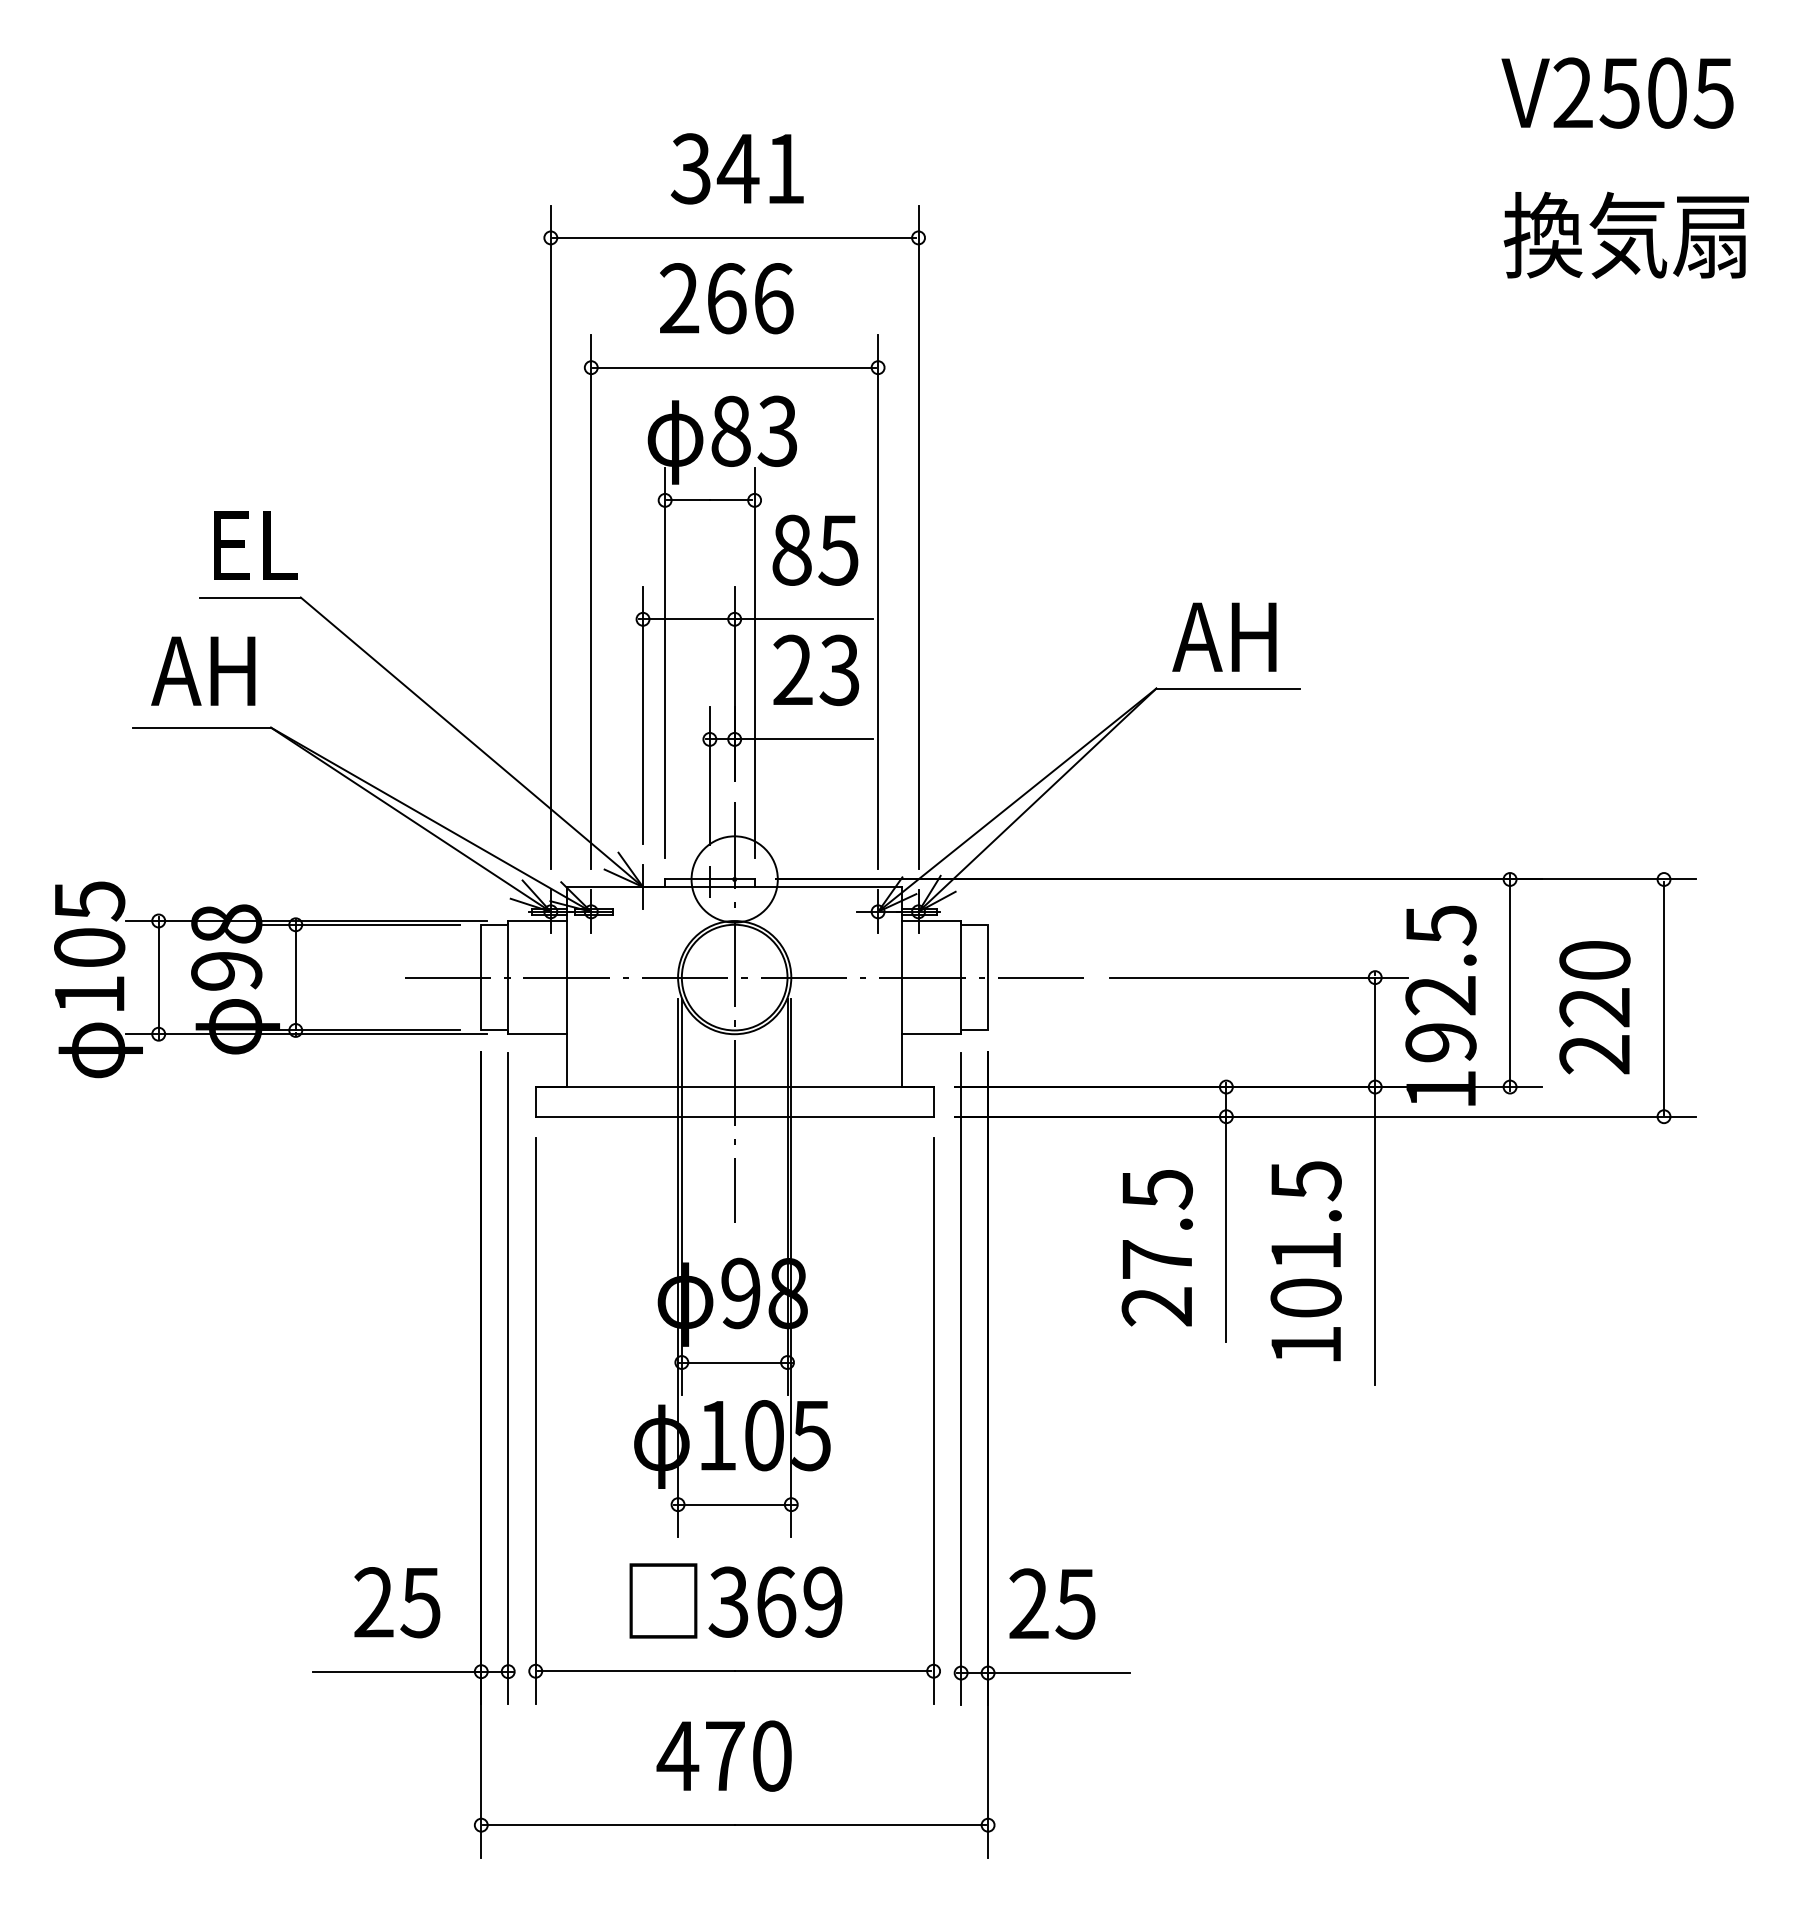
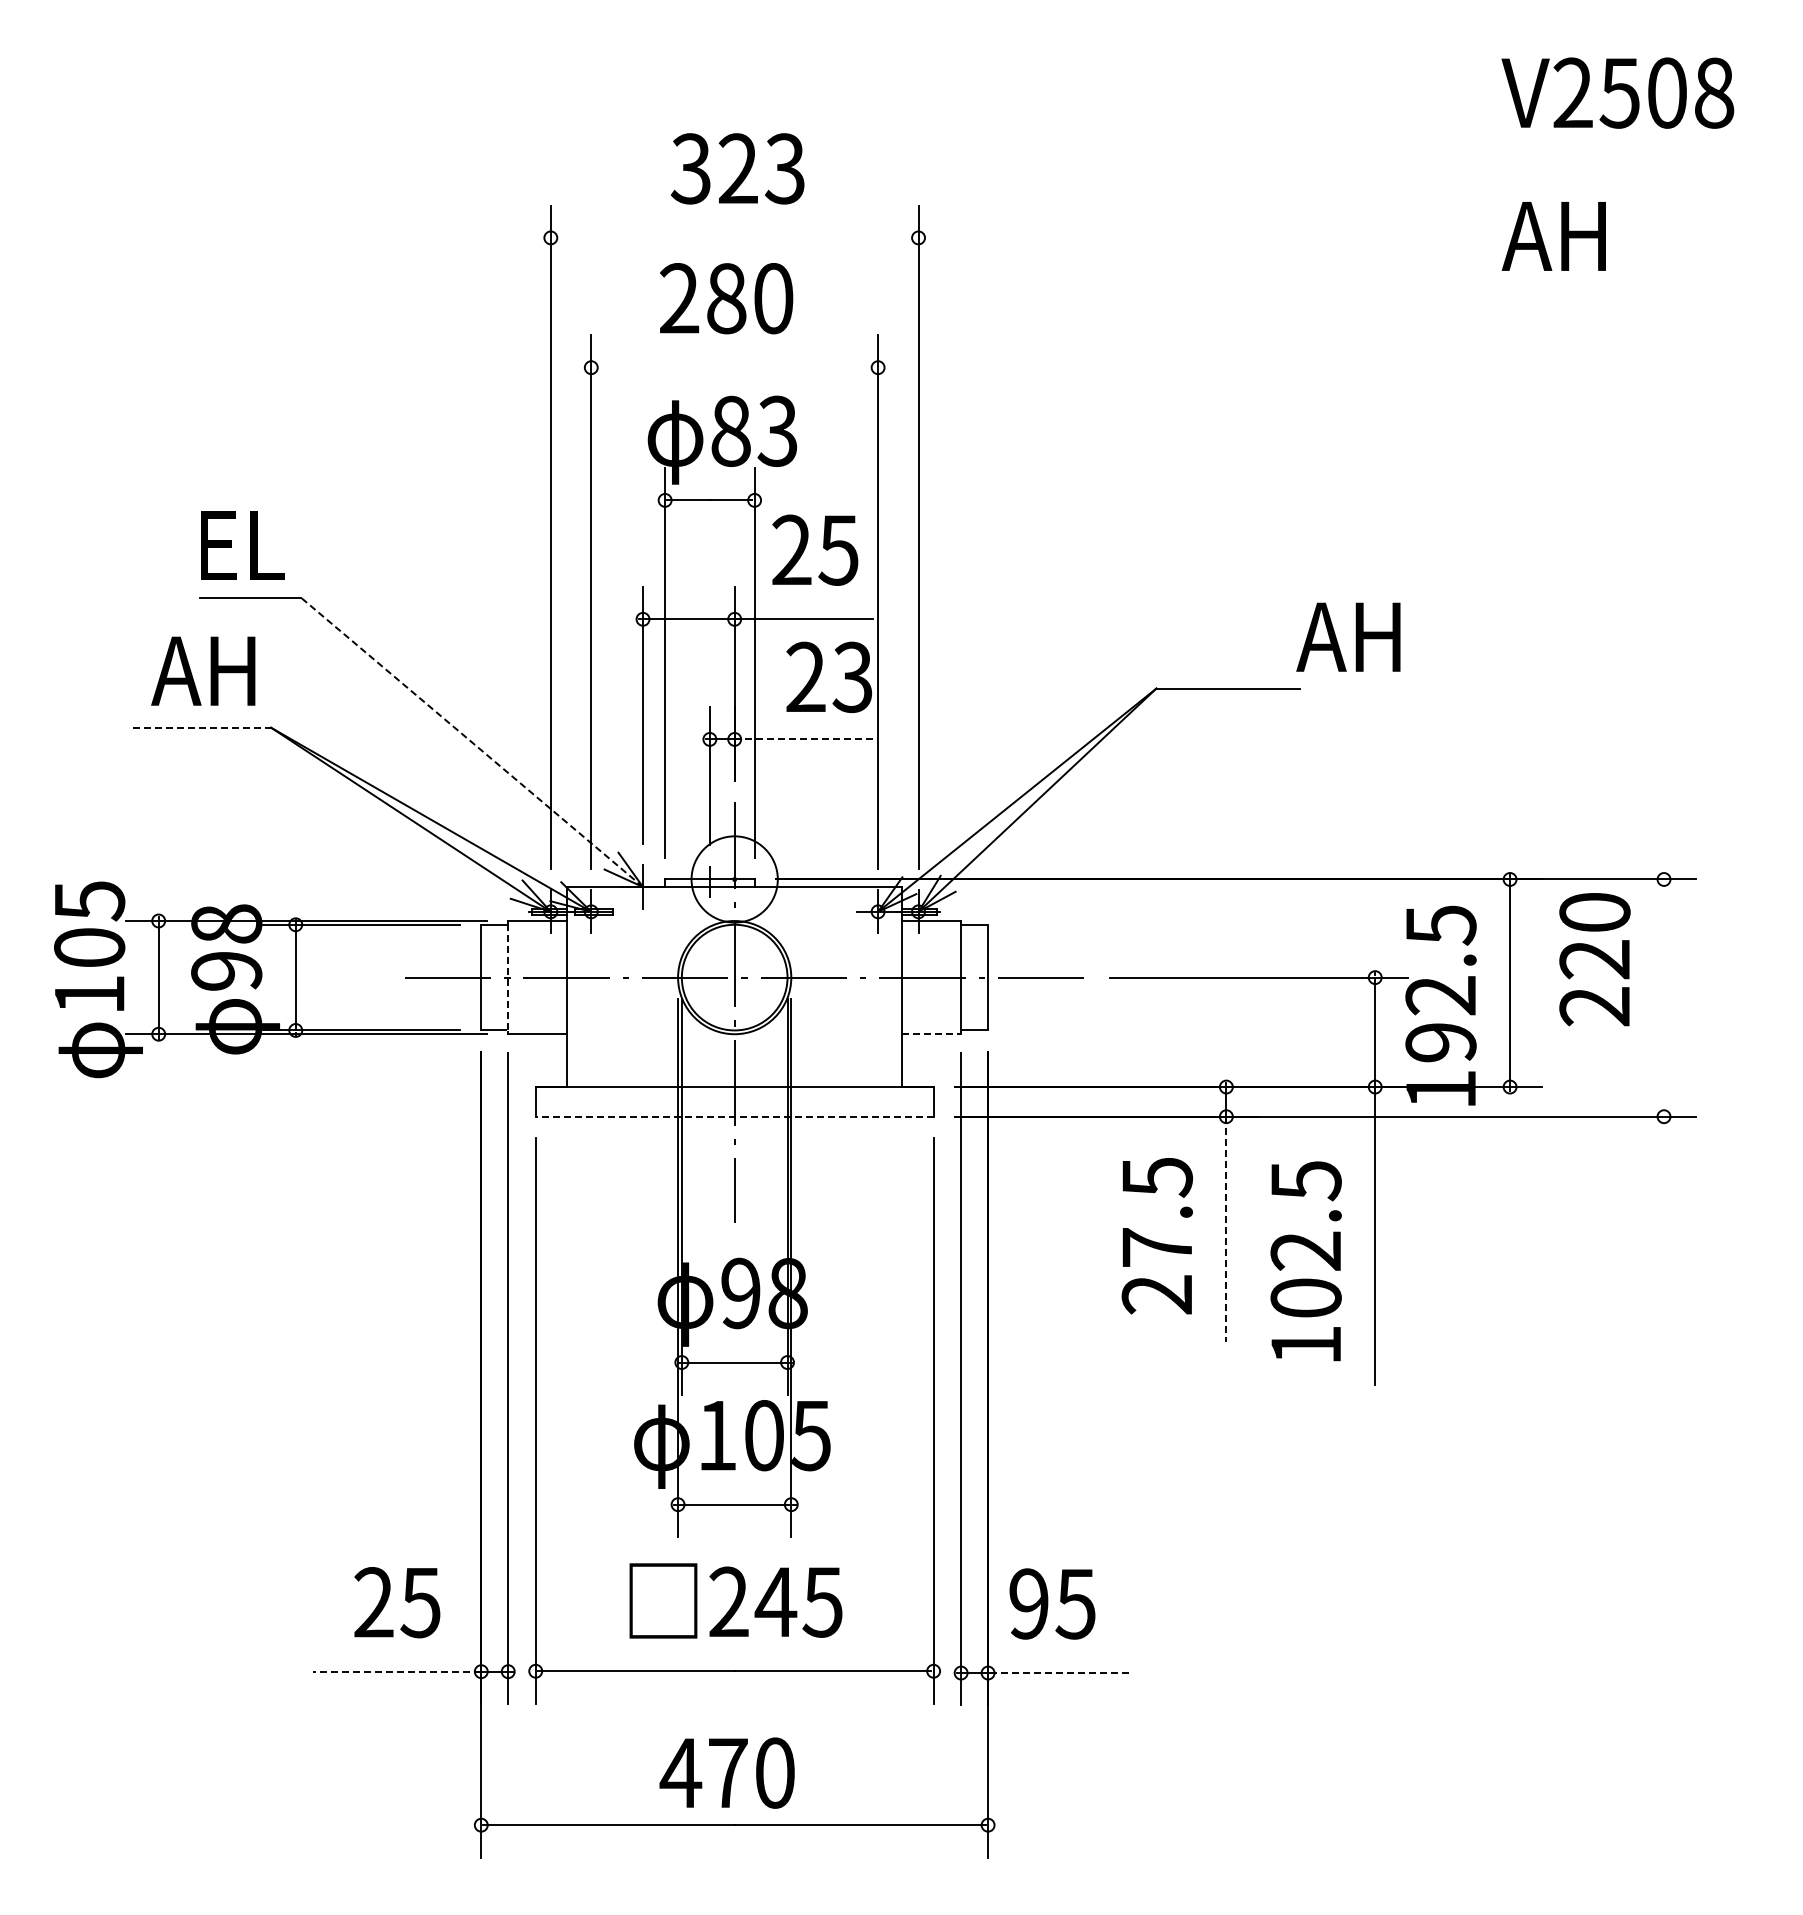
text: V2505 -> V2508 (1713, 92)
text: 341 -> 323 (760, 168)
text: 換気扇 -> AH (1624, 234)
line: present -> none (734, 237)
text: 266 -> 280 (750, 298)
line: present -> none (734, 367)
text position: (255, 545) -> (242, 545) (242, 545)
text: 85 -> 25 (791, 549)
text position: (1224, 636) -> (1348, 636) (1348, 636)
text position: (815, 670) -> (828, 677) (828, 677)
line: solid -> dashed (202, 727)
line: solid -> dashed (803, 739)
line: solid -> dashed (471, 741)
line: solid -> dashed (508, 977)
line: present -> none (1664, 997)
text position: (1594, 1007) -> (1594, 959) (1594, 959)
line: solid -> dashed (932, 1034)
line: solid -> dashed (734, 1116)
line: solid -> dashed (1226, 1229)
text position: (1156, 1248) -> (1156, 1236) (1156, 1236)
text: 101.5 -> 102.5 (1305, 1250)
text: 369 -> 245 (775, 1601)
text: 25 -> 95 (1028, 1603)
line: solid -> dashed (396, 1671)
line: solid -> dashed (1059, 1673)
text position: (723, 1755) -> (726, 1772) (726, 1772)
